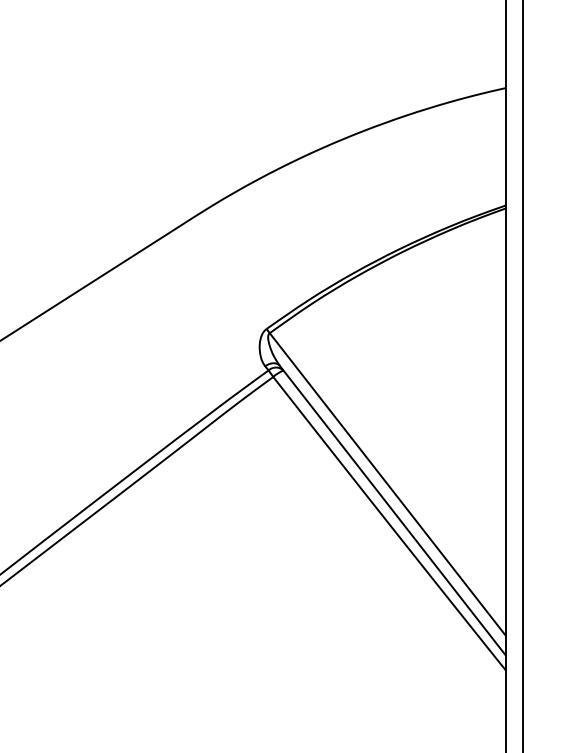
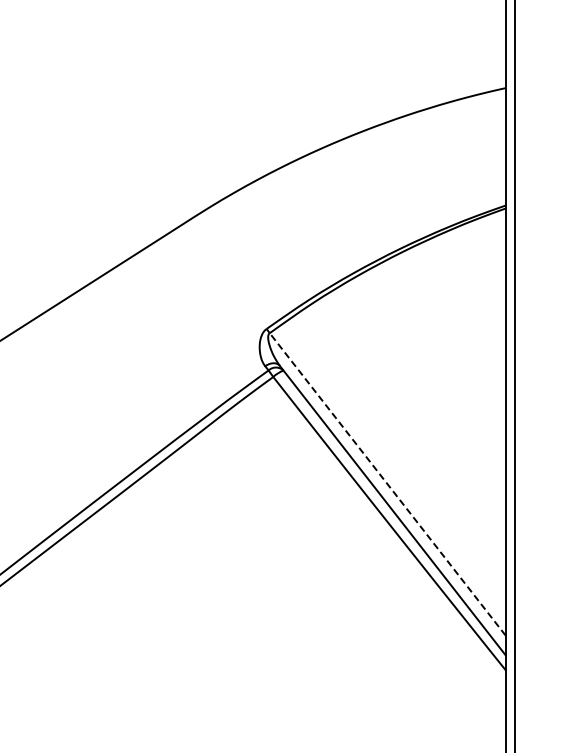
line position: (522, 375) -> (514, 375) (514, 375)
line: solid -> dashed (387, 484)
